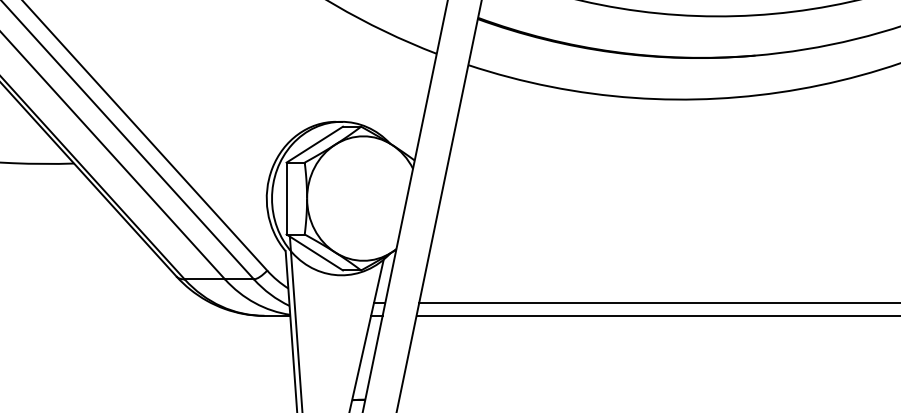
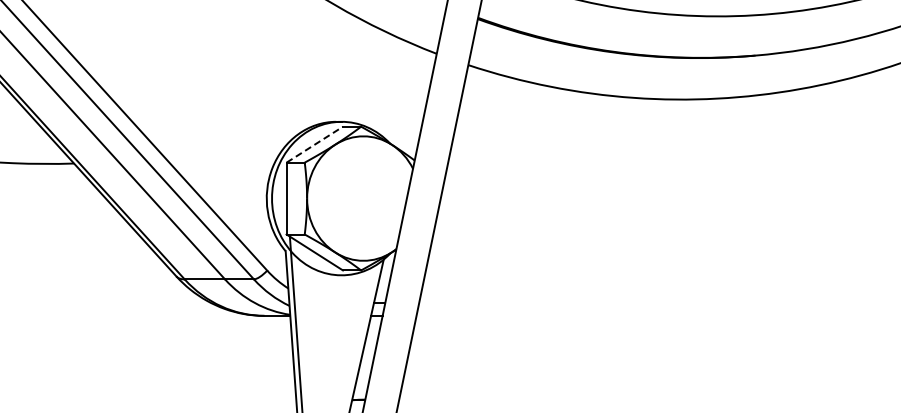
line: solid -> dashed (315, 144)
line: present -> none (658, 303)
line: present -> none (656, 315)
